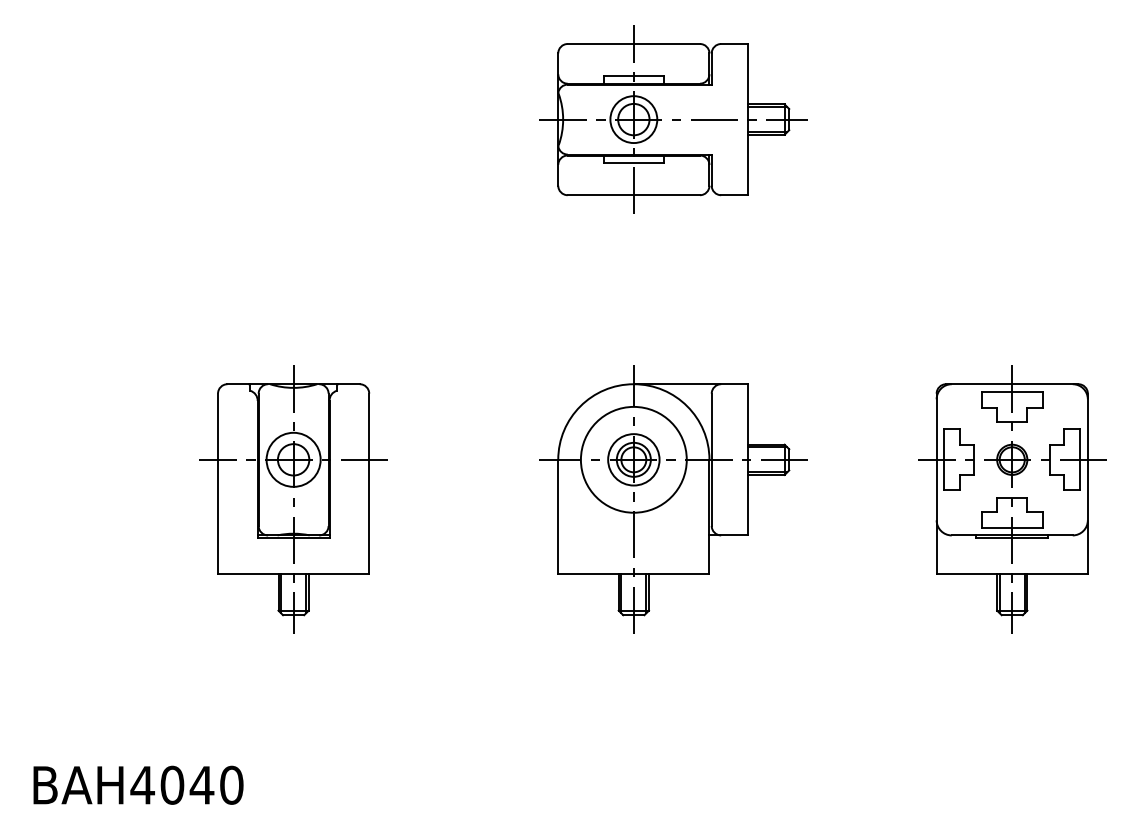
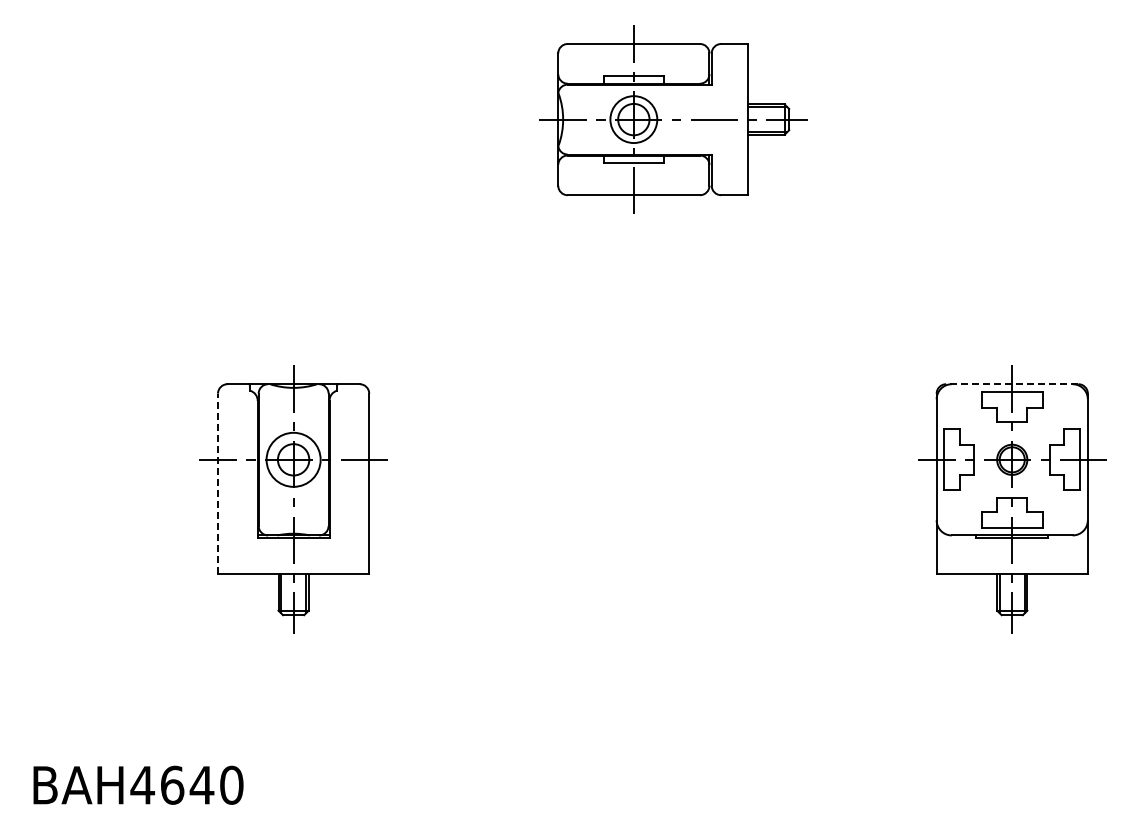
line: solid -> dashed (1011, 384)
line: solid -> dashed (218, 483)
part: present -> none (673, 499)
text: BAH4040 -> BAH4640 (172, 784)
